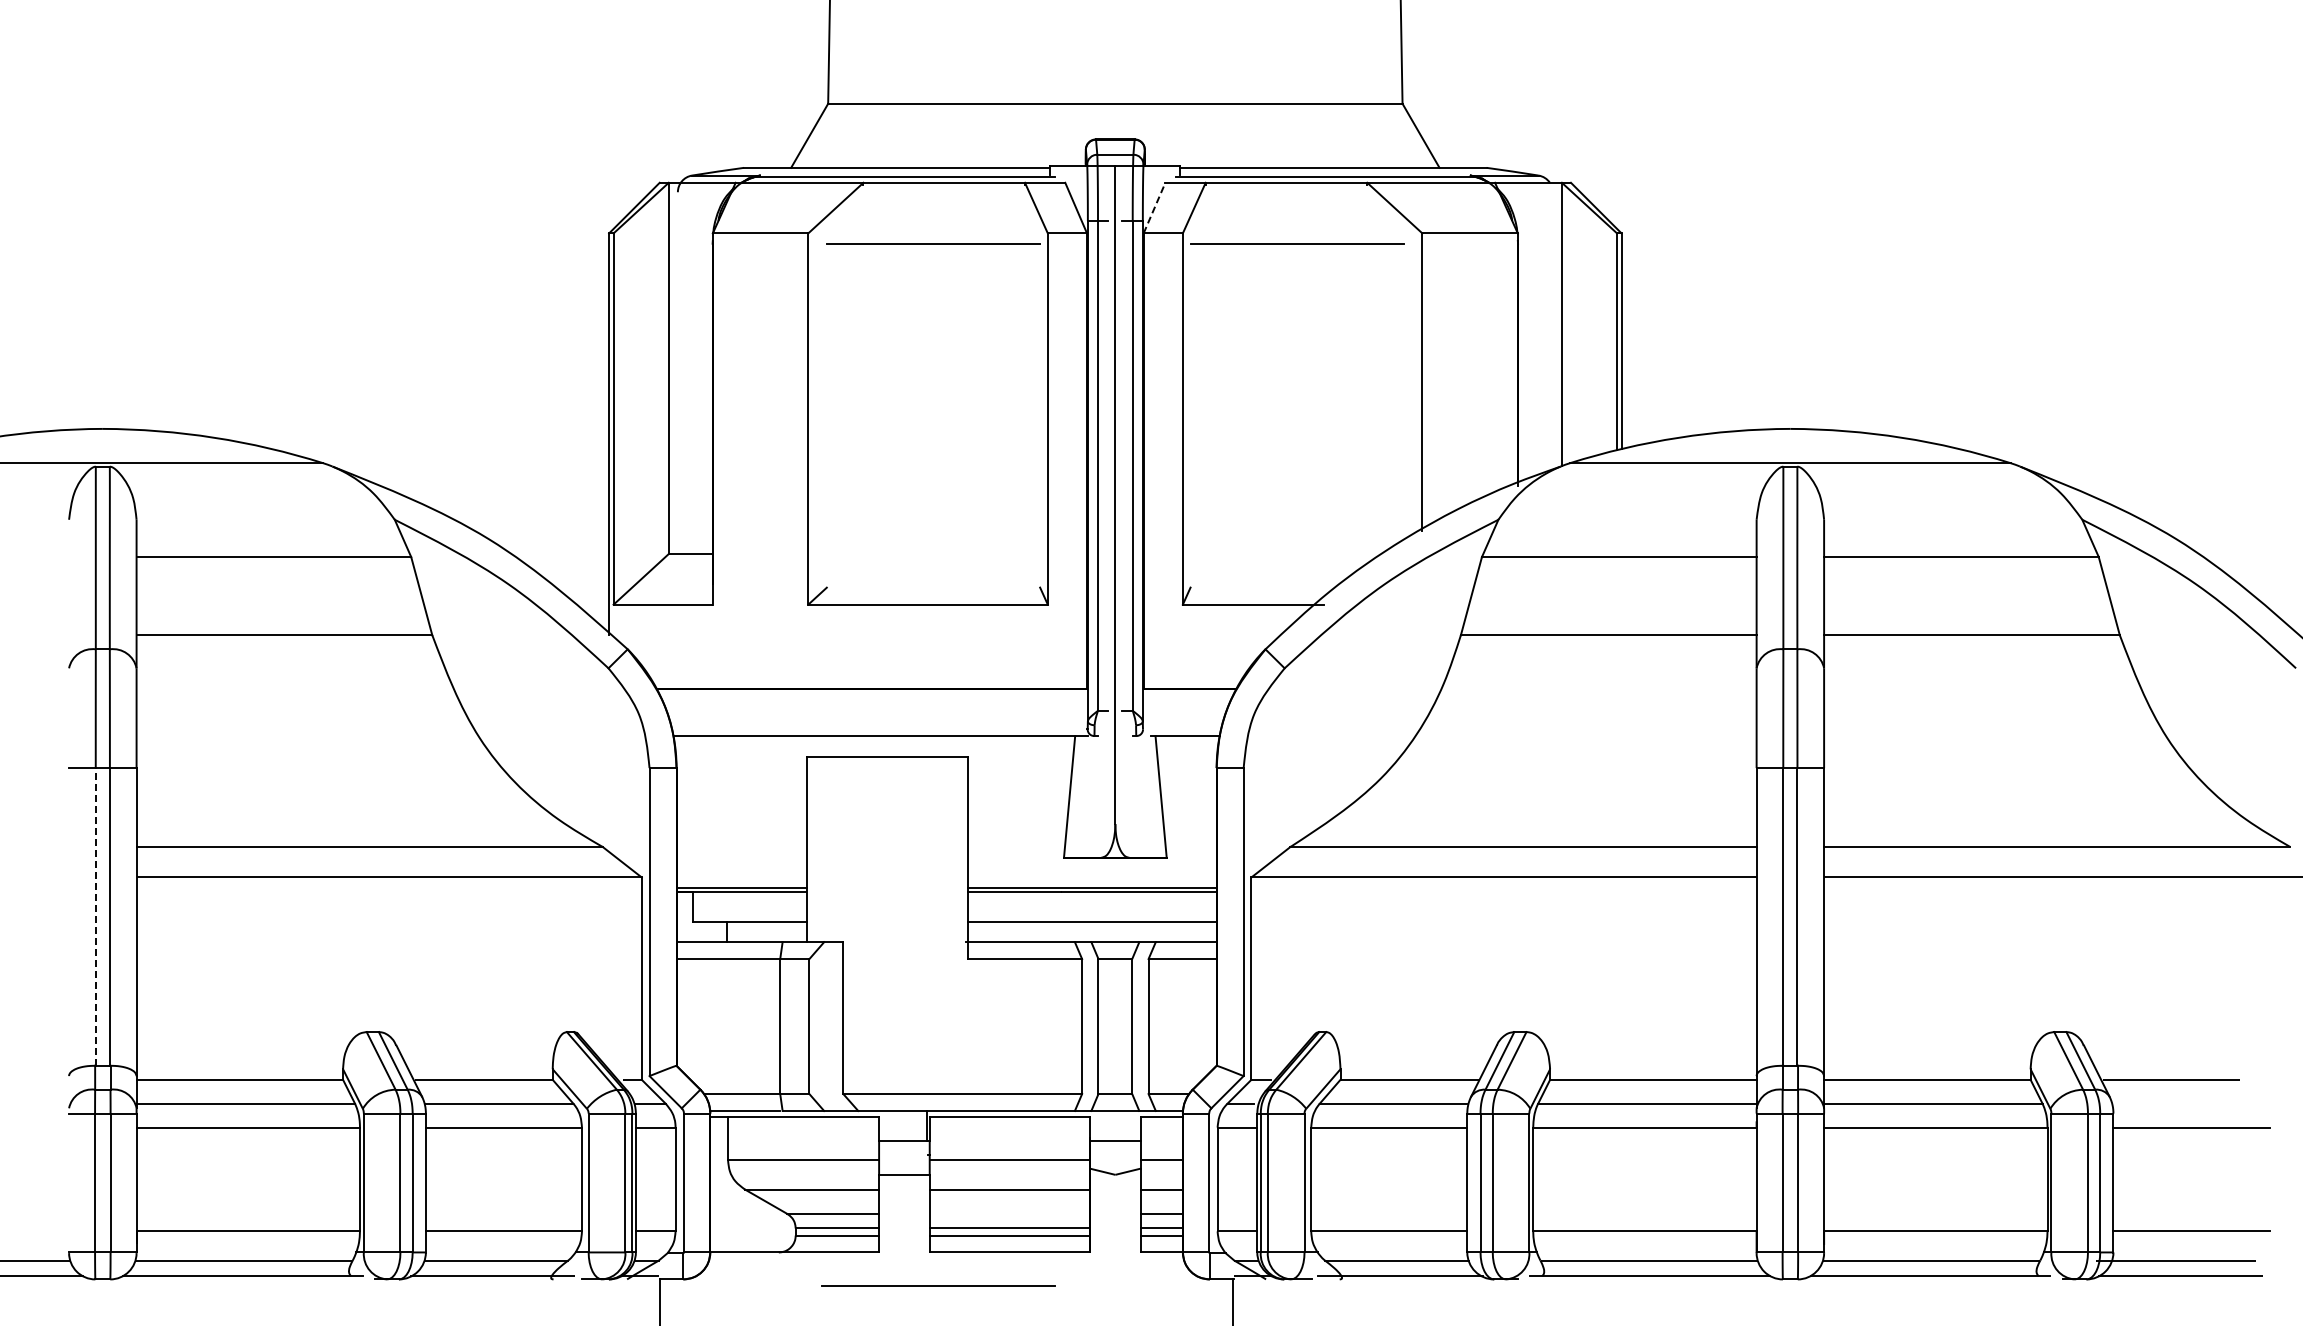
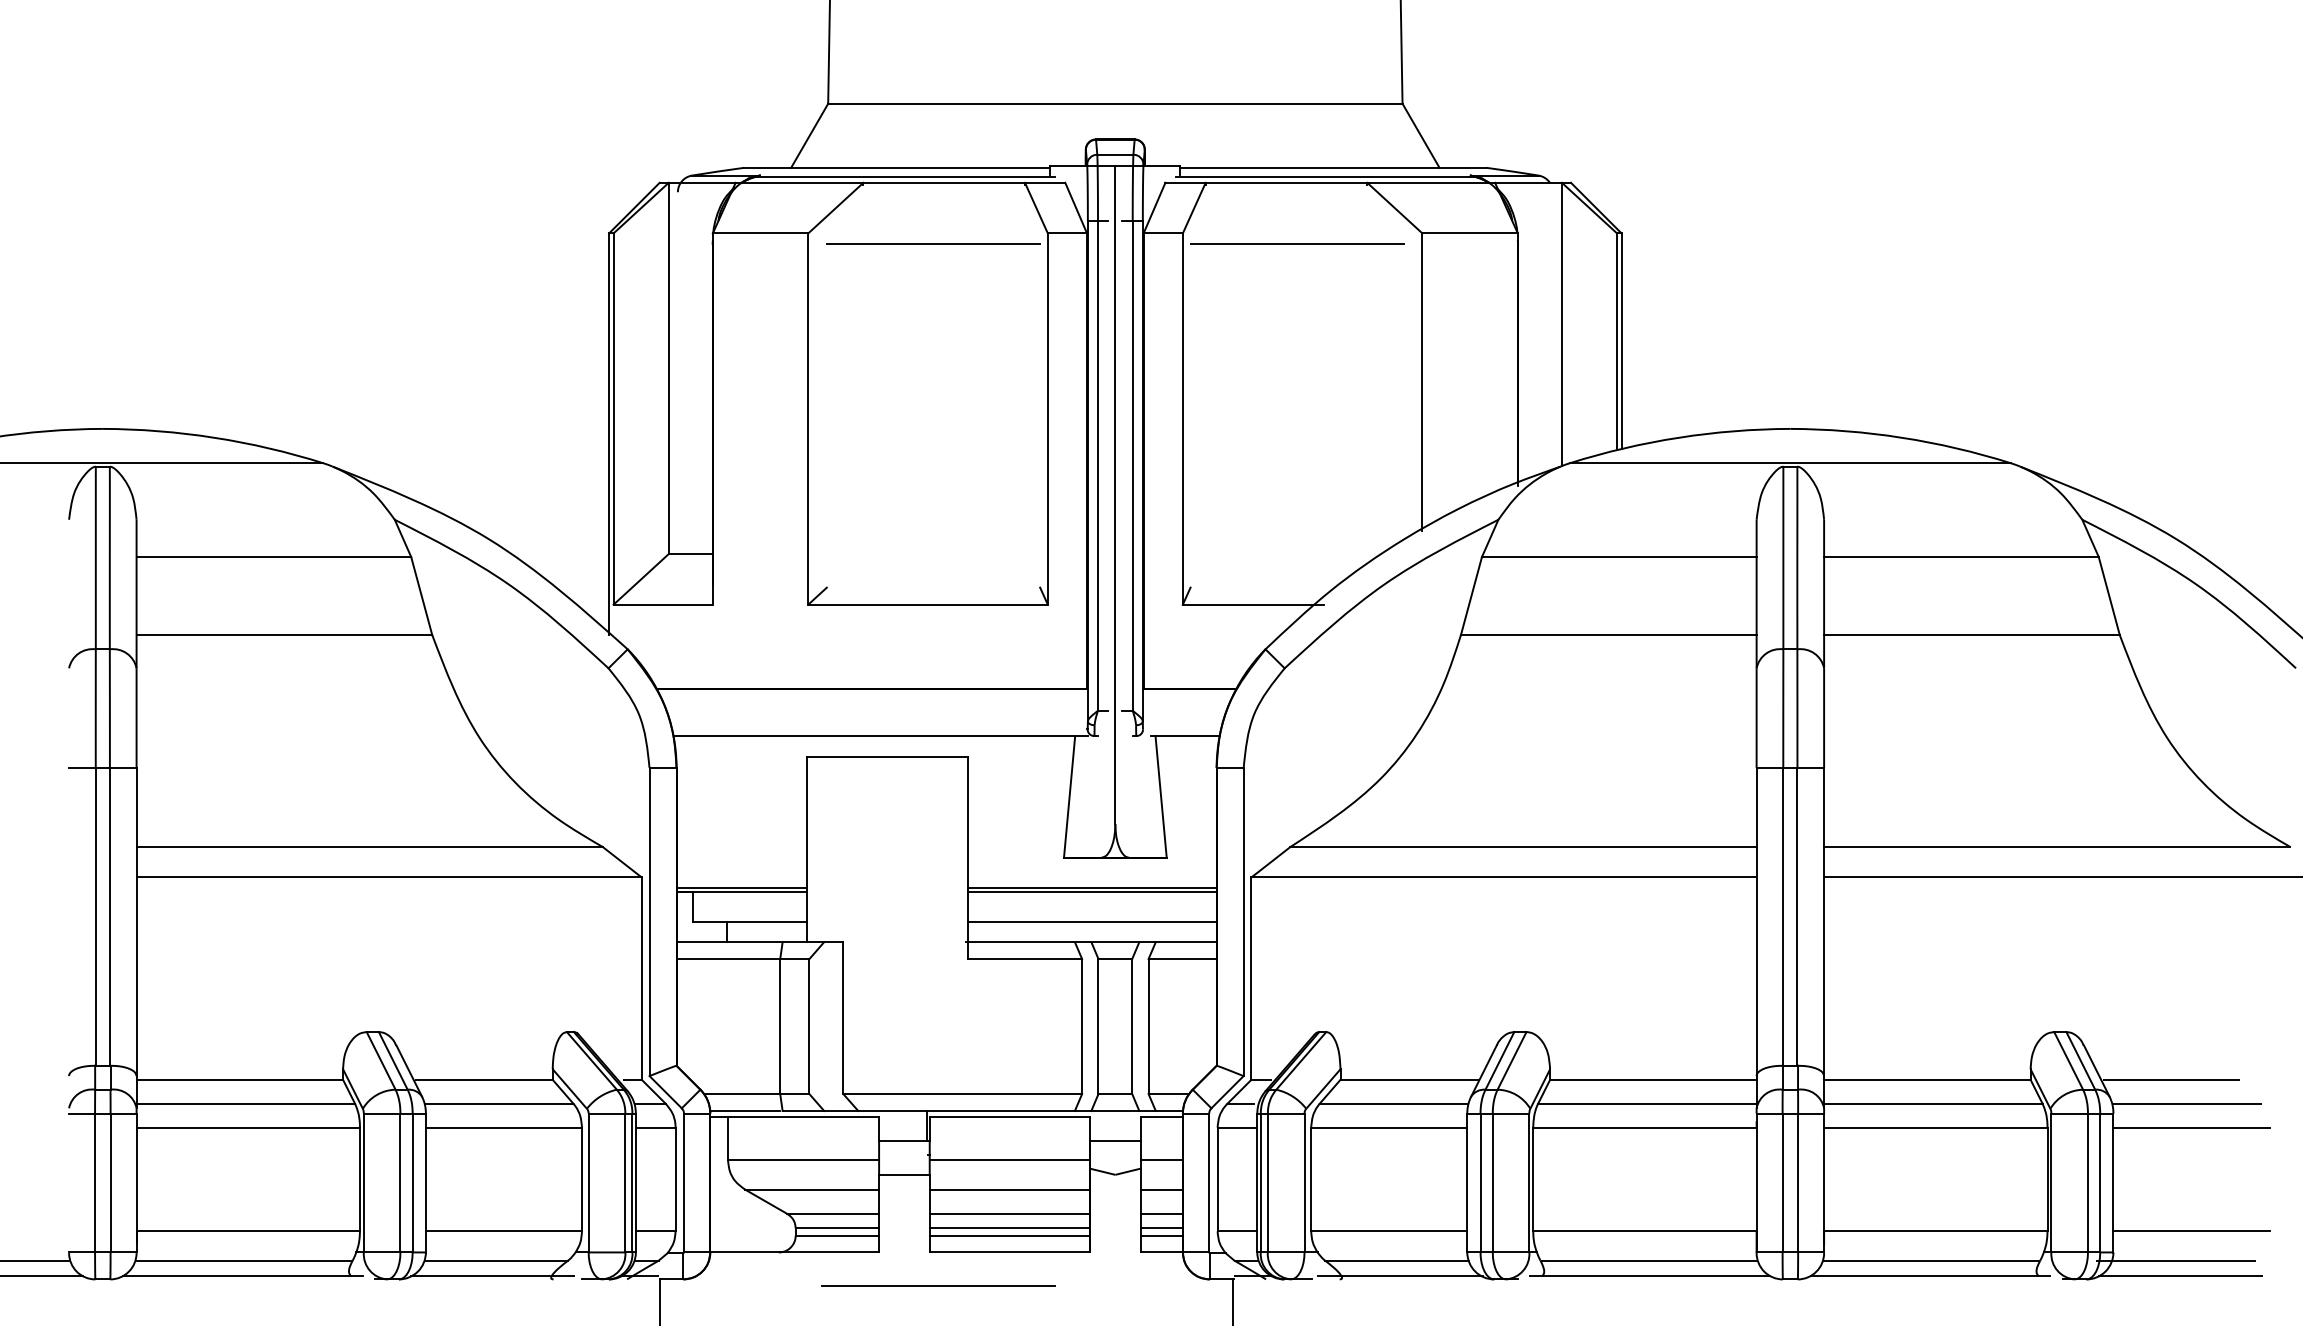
line: dashed -> solid (1154, 208)
line: dashed -> solid (95, 916)
line: none -> present (2186, 1103)
line: none -> present (1009, 1213)
